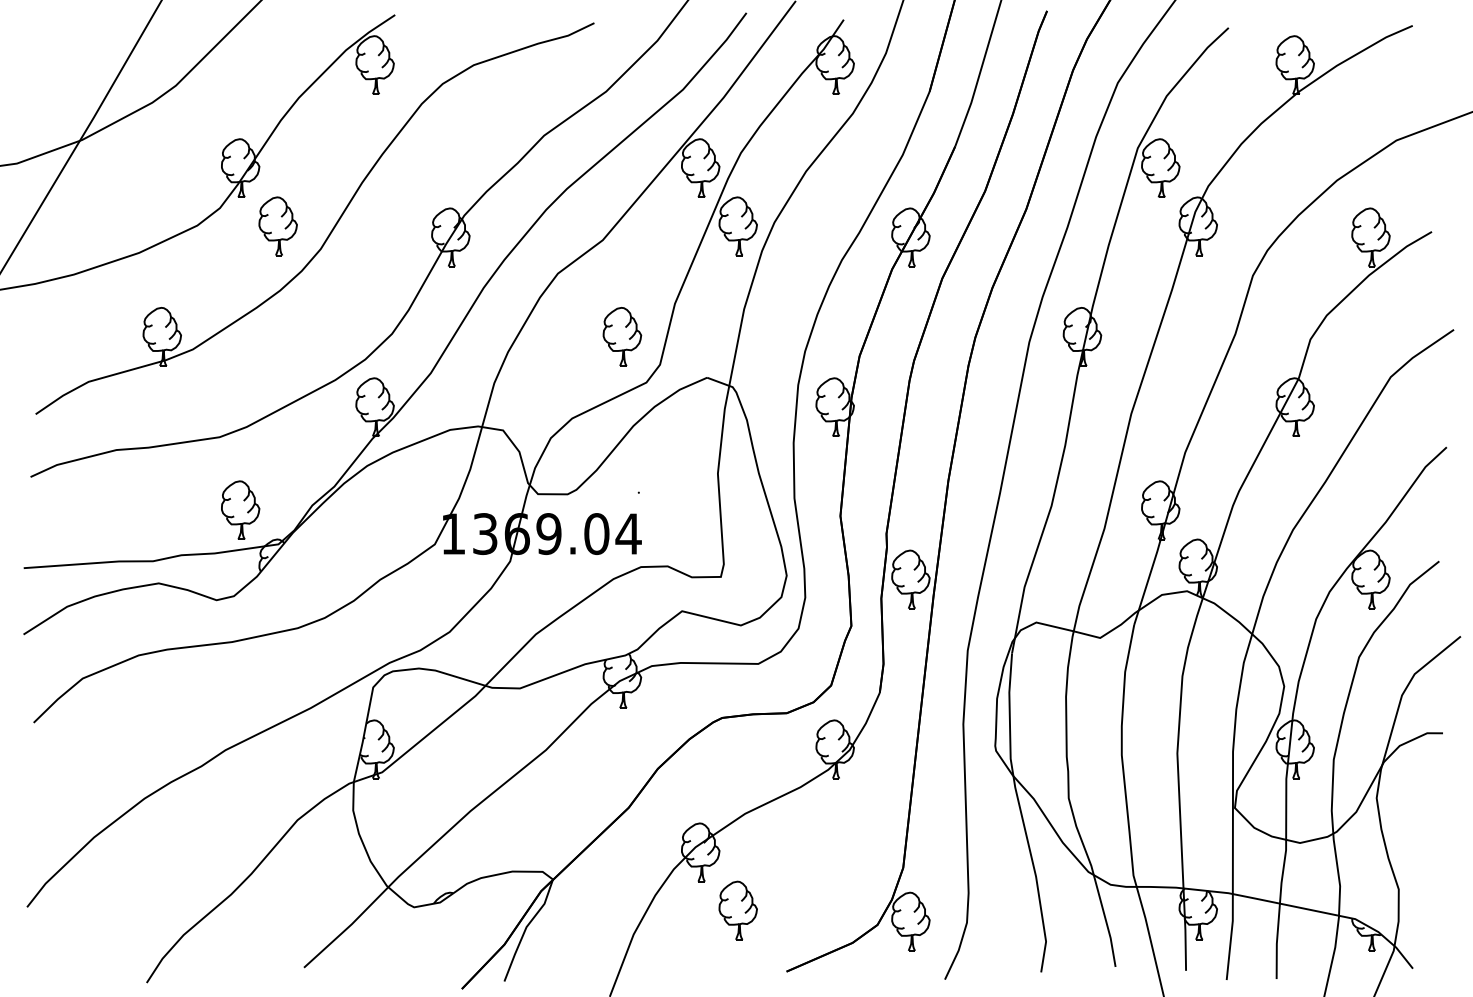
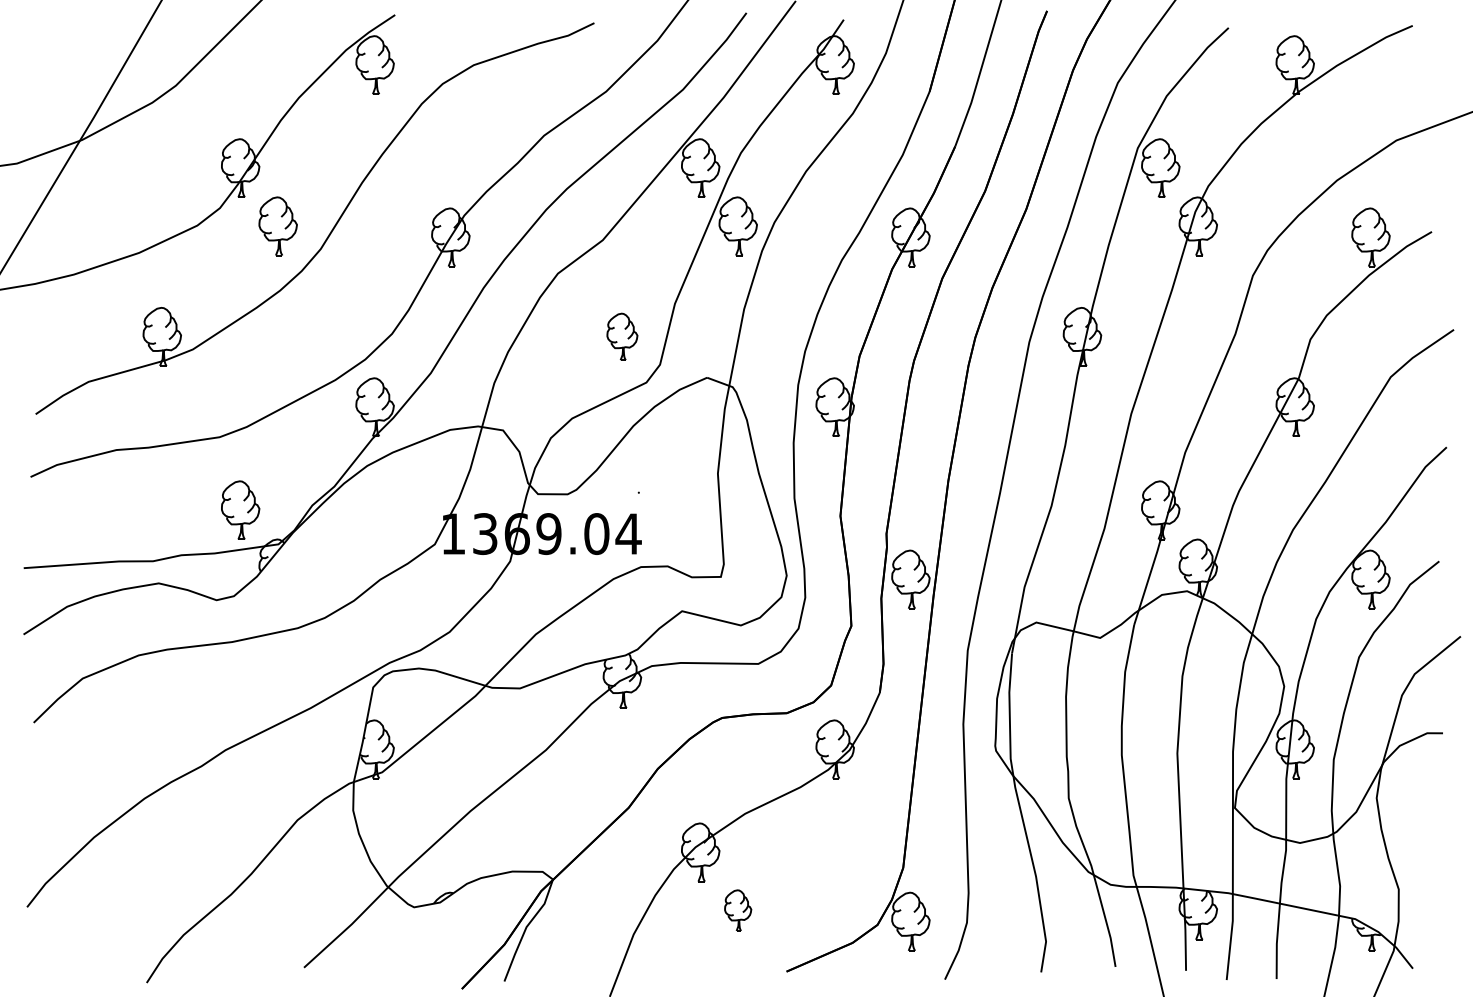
part size: 41x60 px -> 33x49 px (622, 336)
part size: 40x61 px -> 29x43 px (738, 910)
